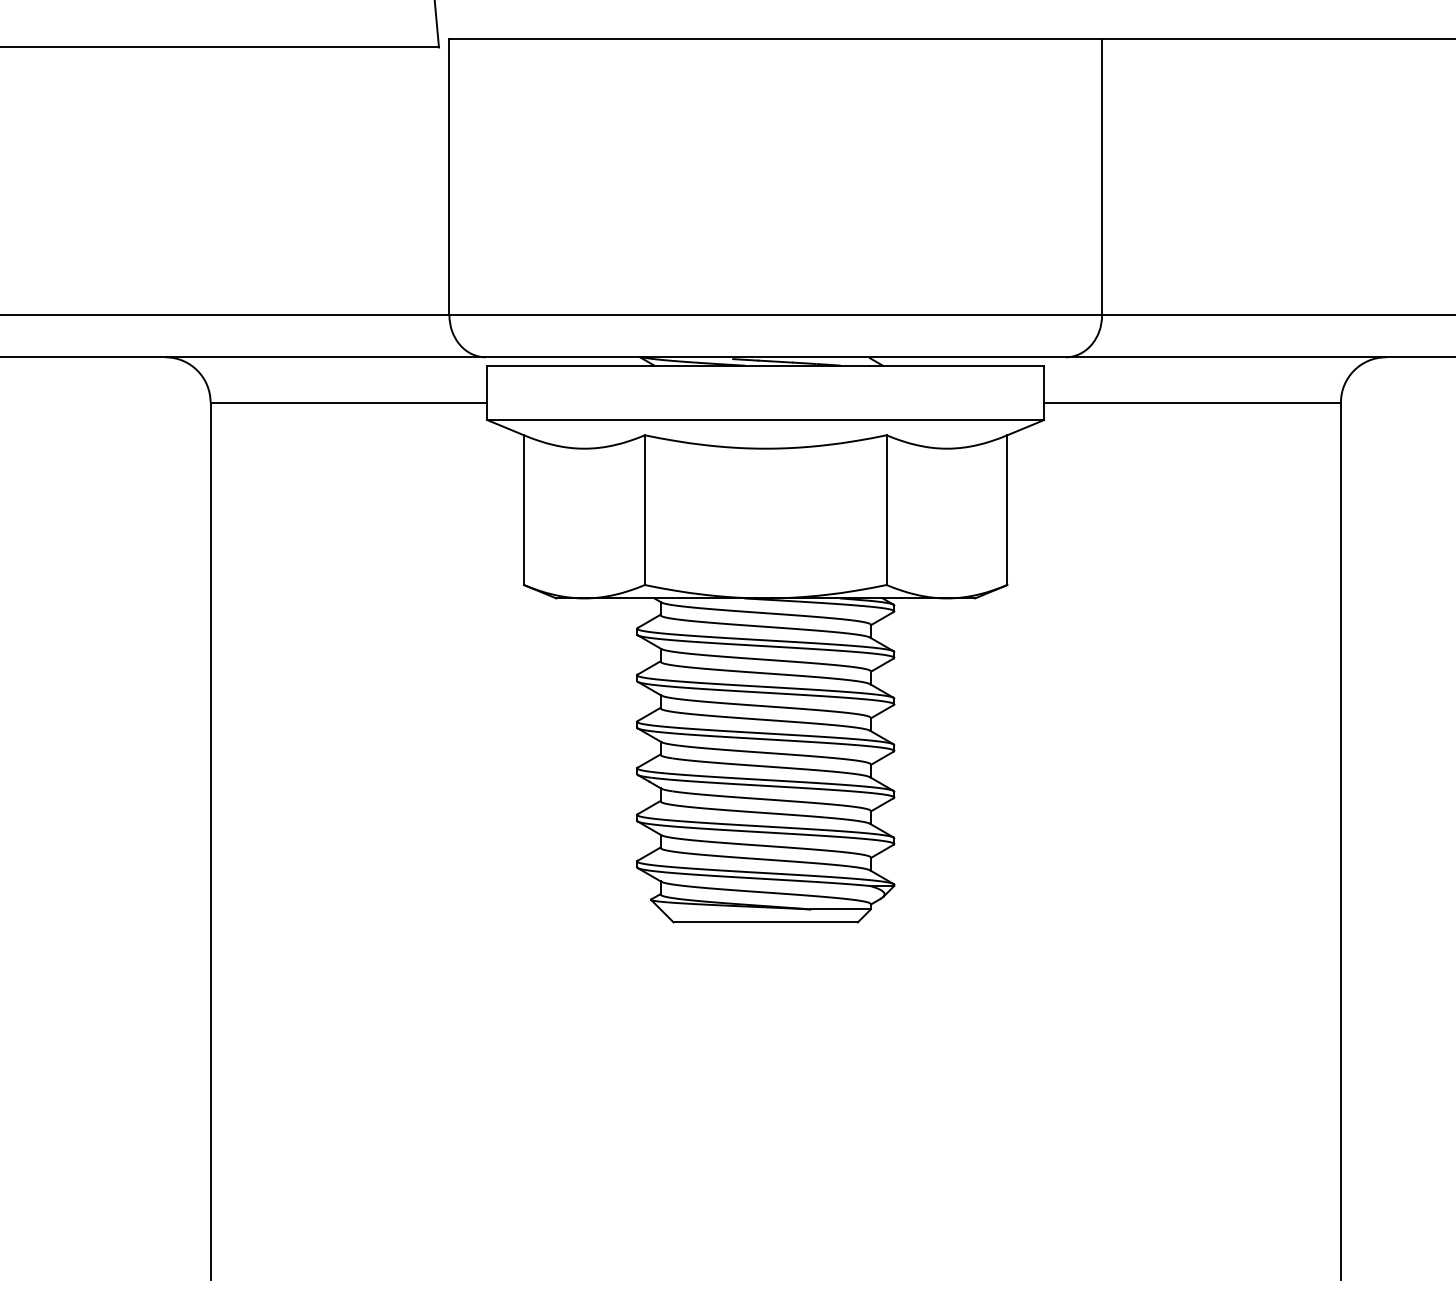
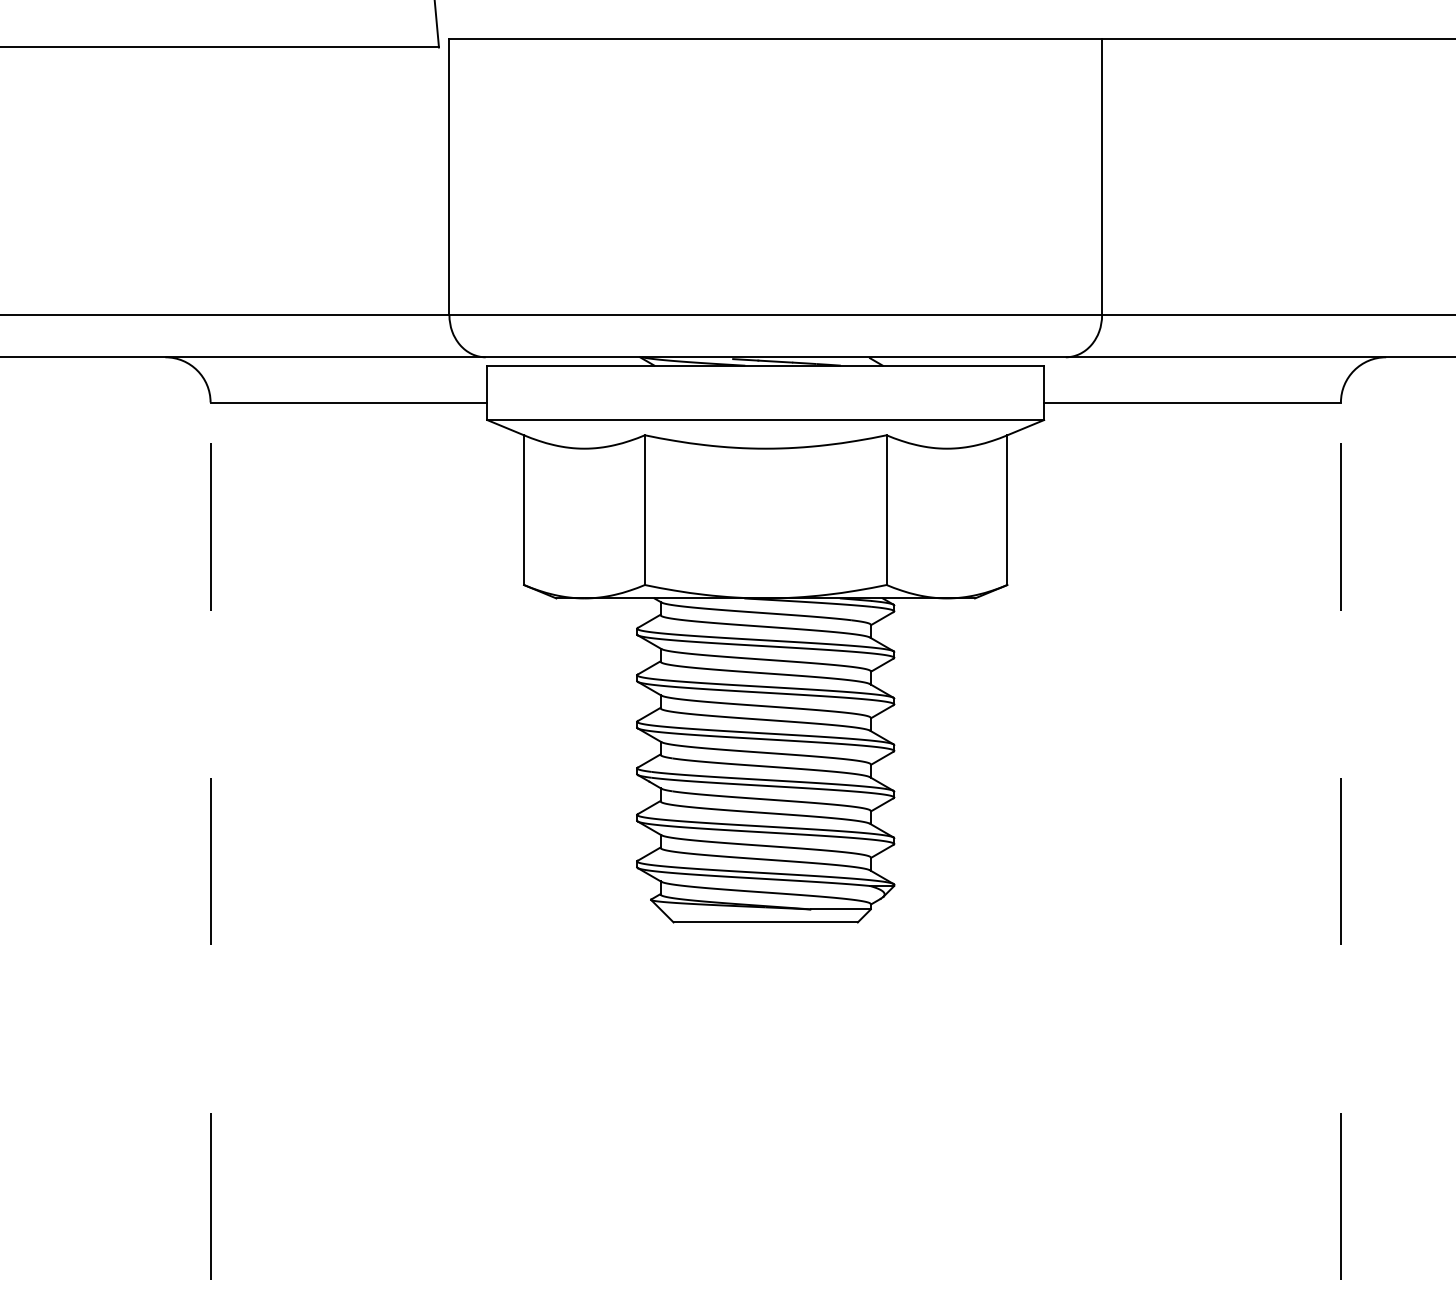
line: solid -> dashed (210, 841)
line: solid -> dashed (1340, 841)
